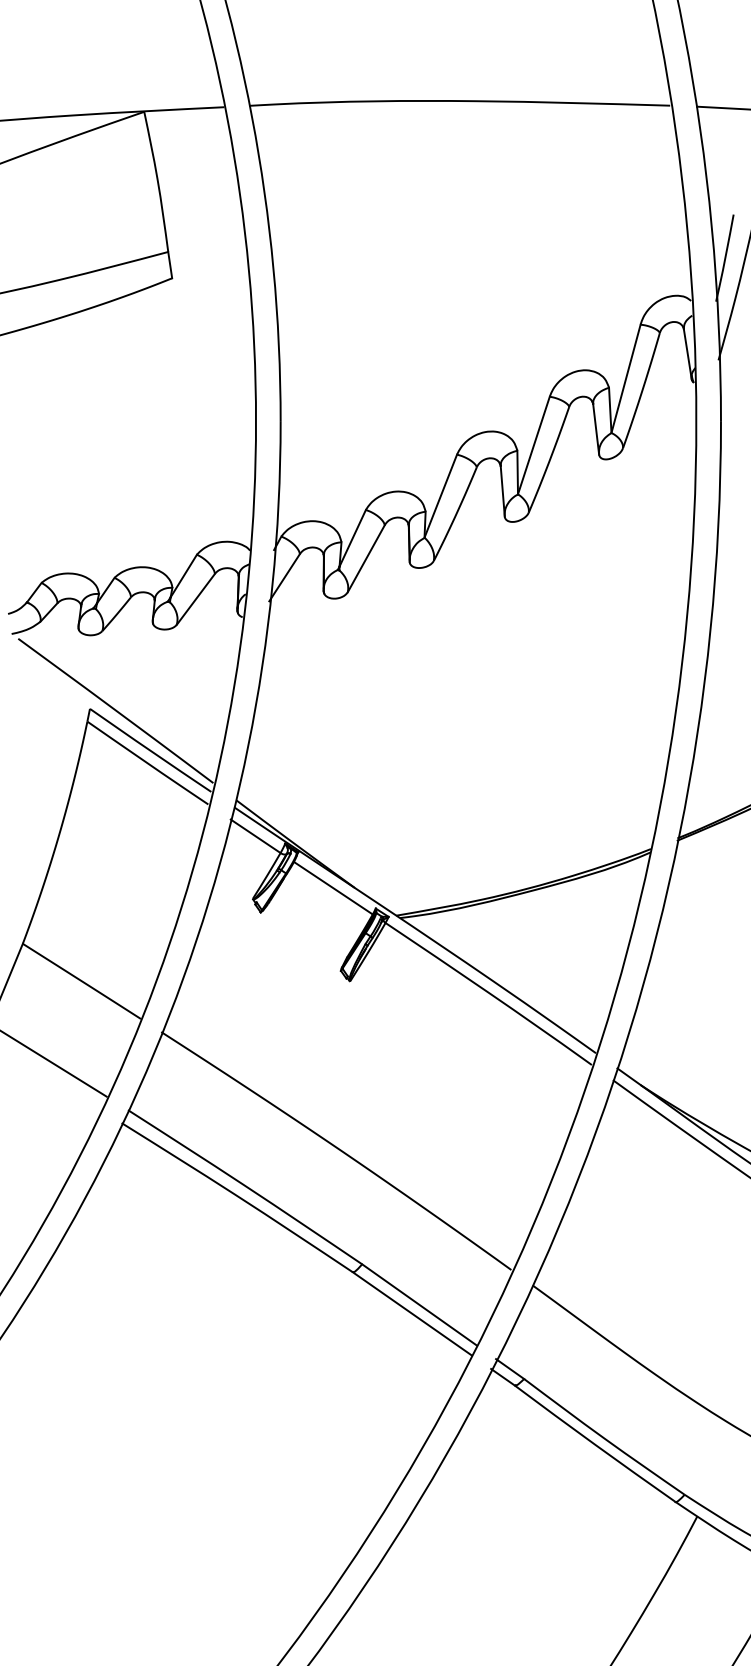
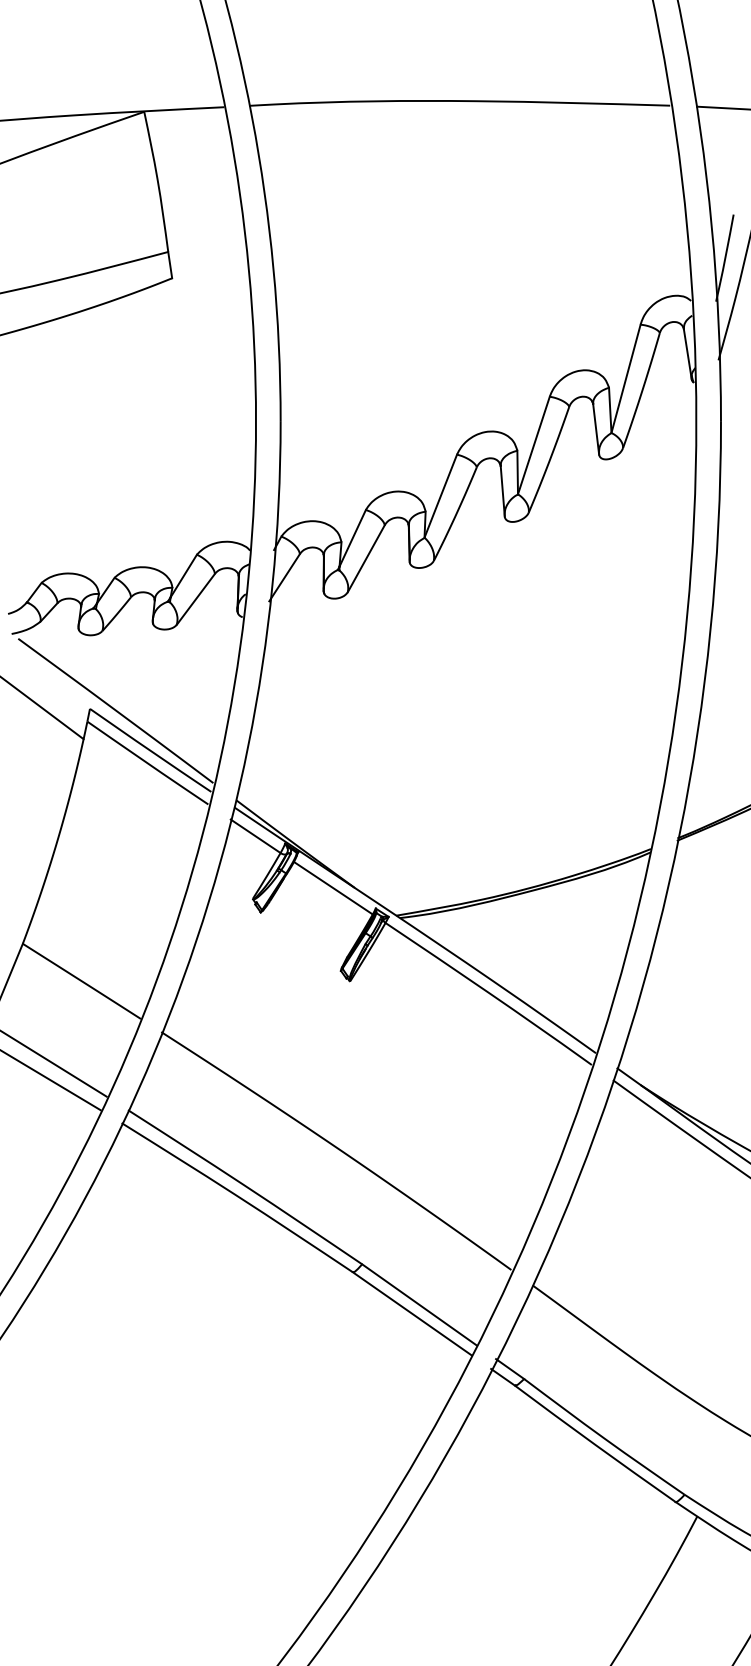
line: none -> present (42, 708)
line: none -> present (51, 1080)
